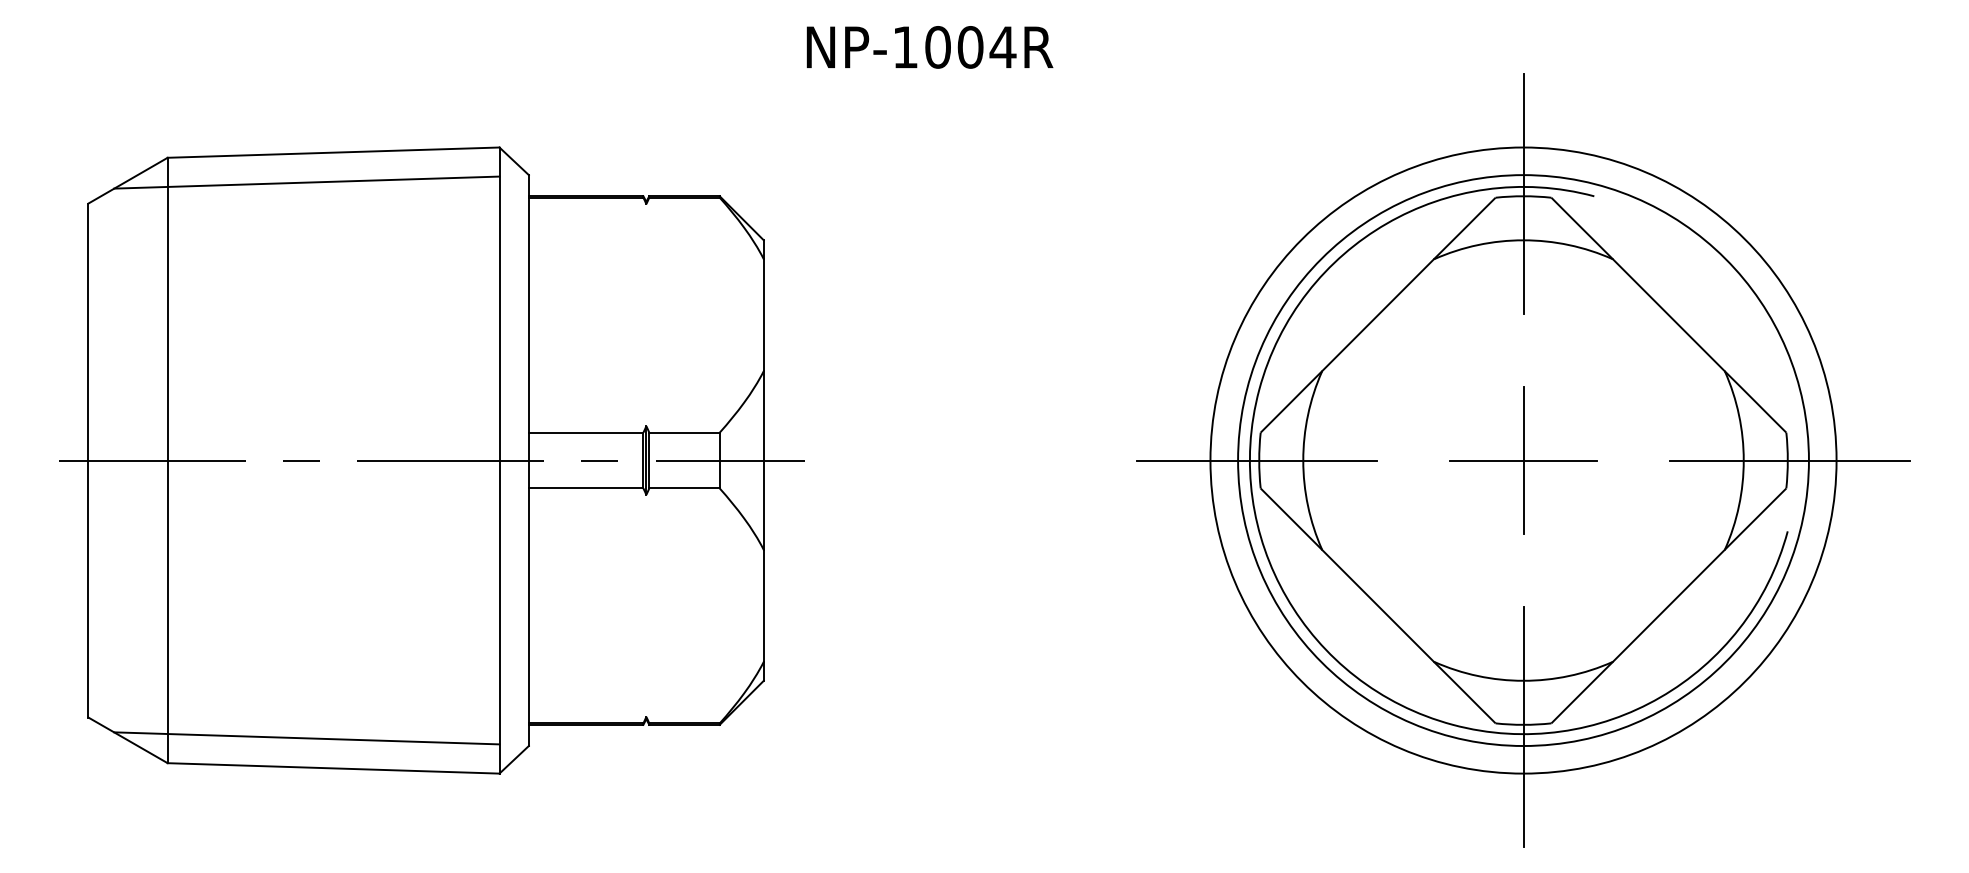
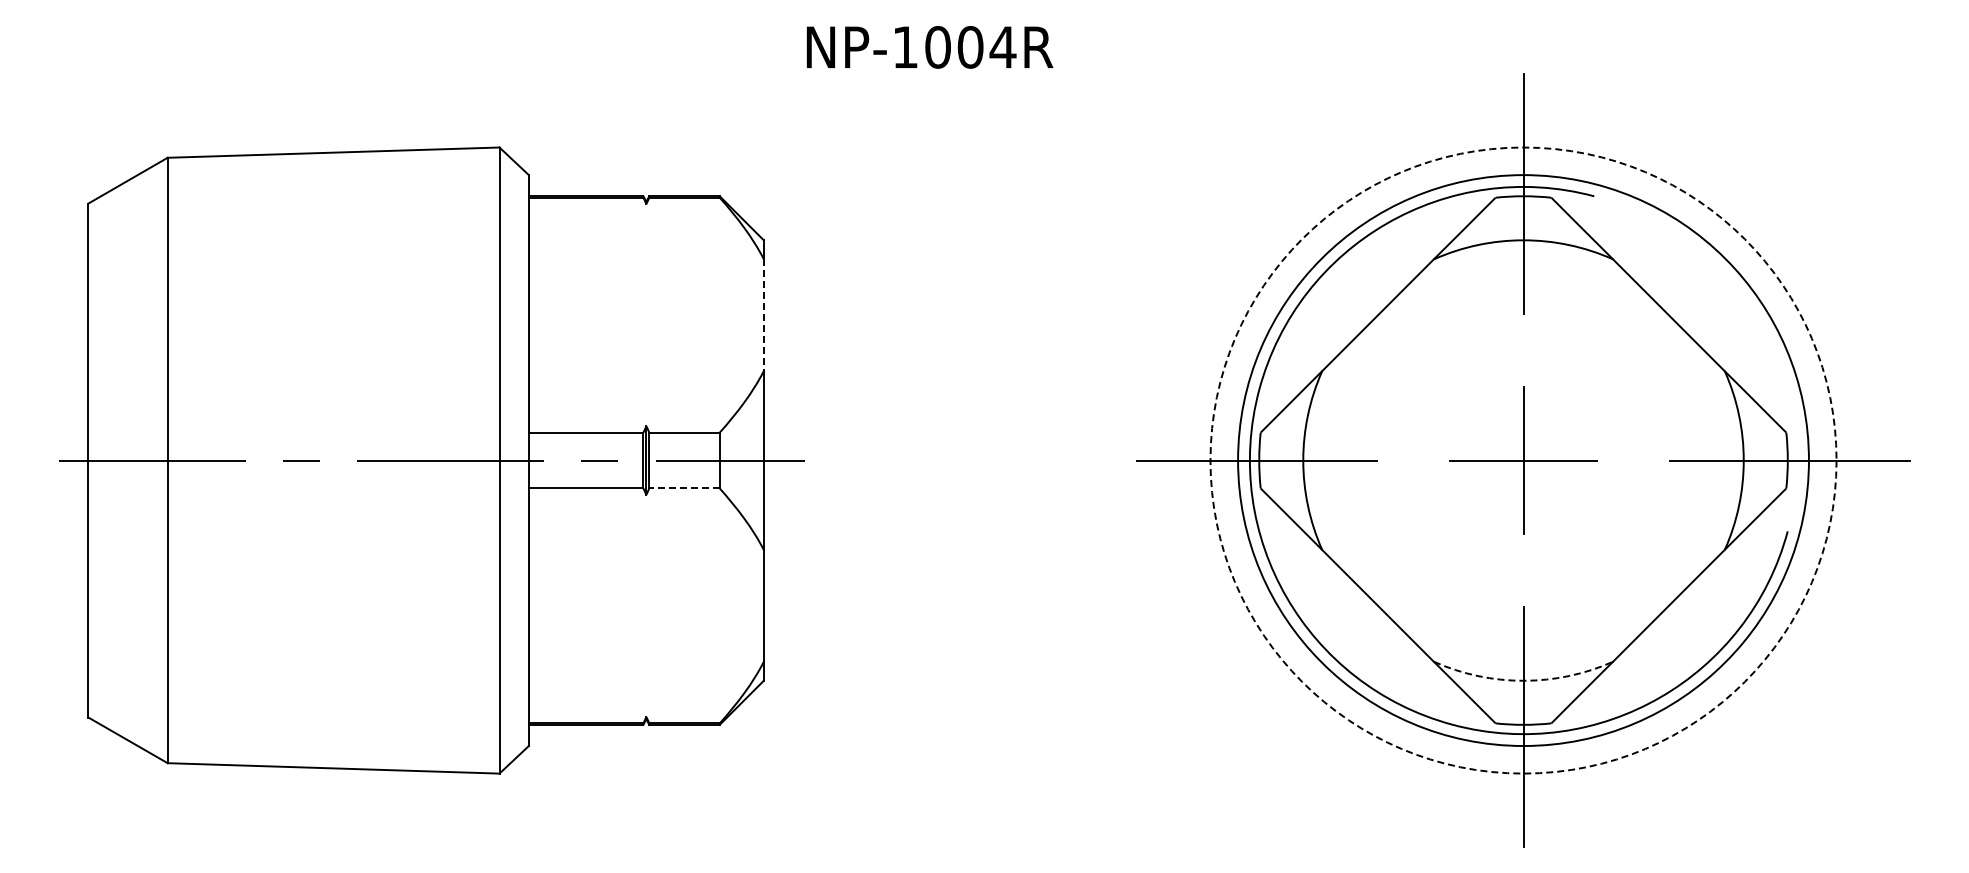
line: present -> none (306, 182)
line: solid -> dashed (763, 315)
circle: solid -> dashed (1523, 460)
line: solid -> dashed (684, 488)
arc: solid -> dashed (1523, 680)
line: present -> none (306, 738)
